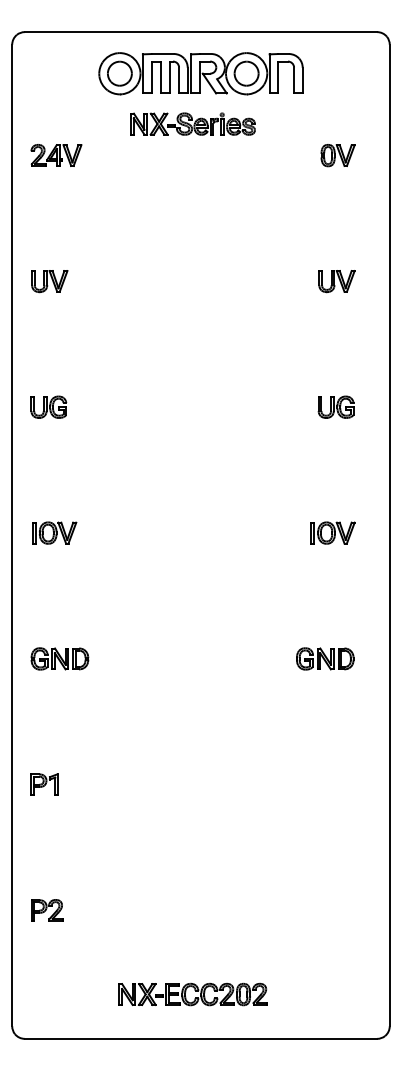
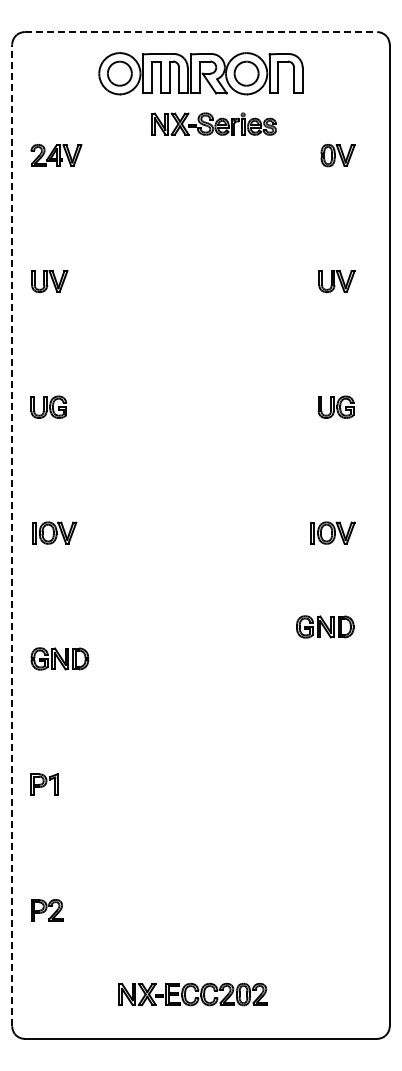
line: solid -> dashed (201, 32)
part position: (192, 123) -> (213, 123) (213, 123)
line: solid -> dashed (12, 535)
part position: (325, 658) -> (325, 626) (325, 626)
